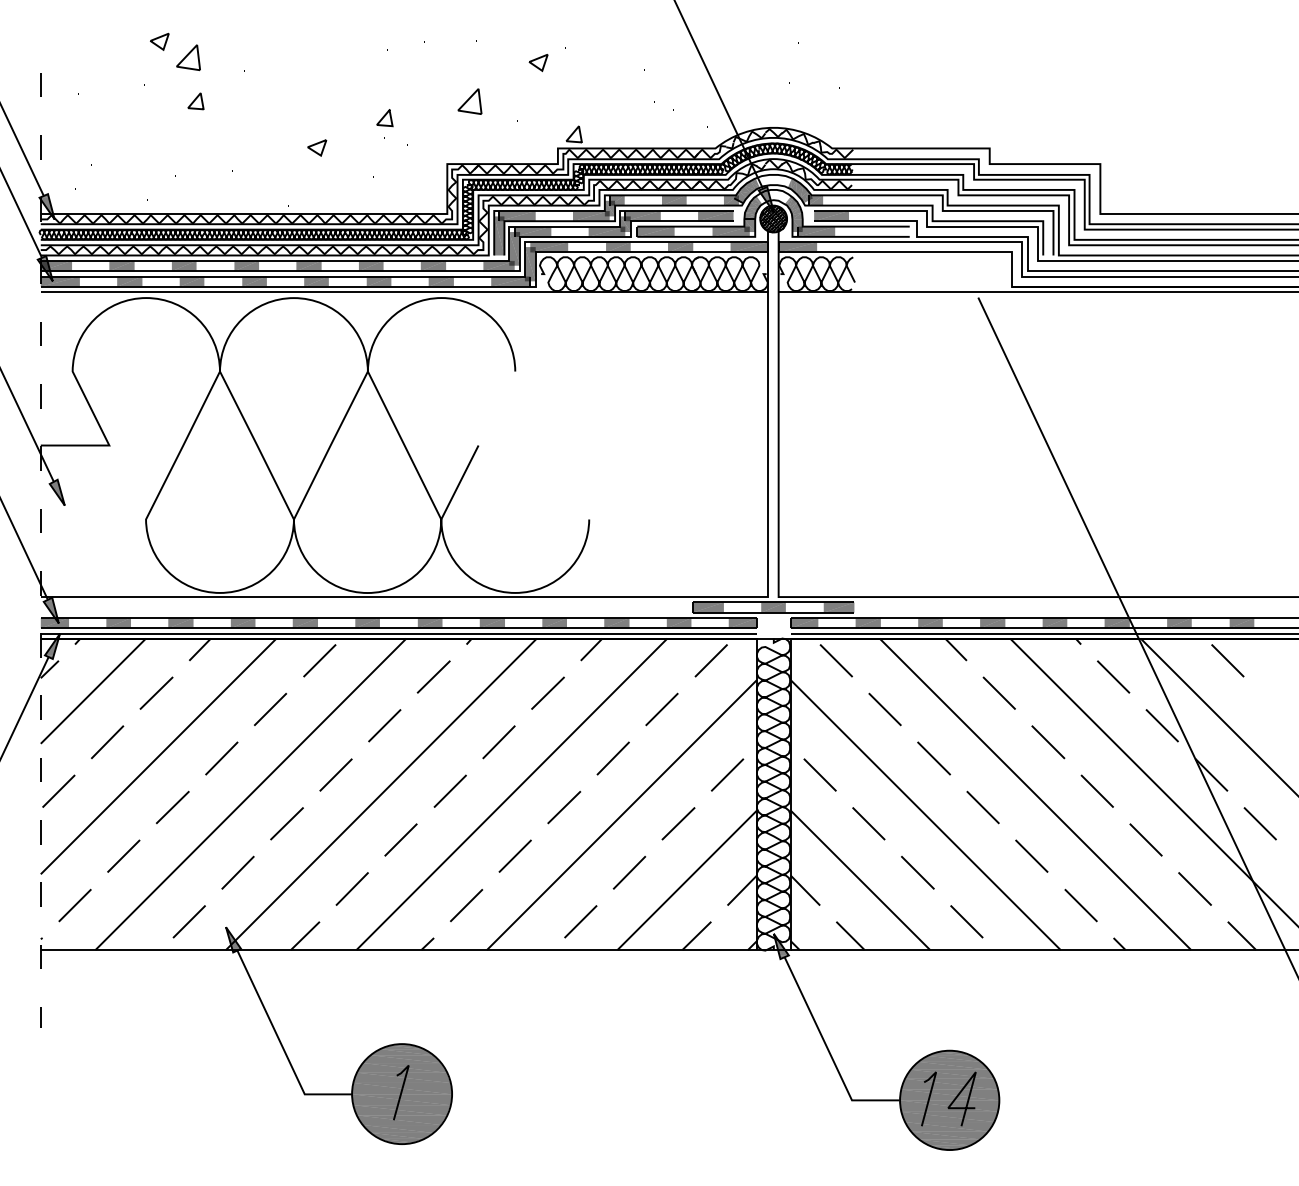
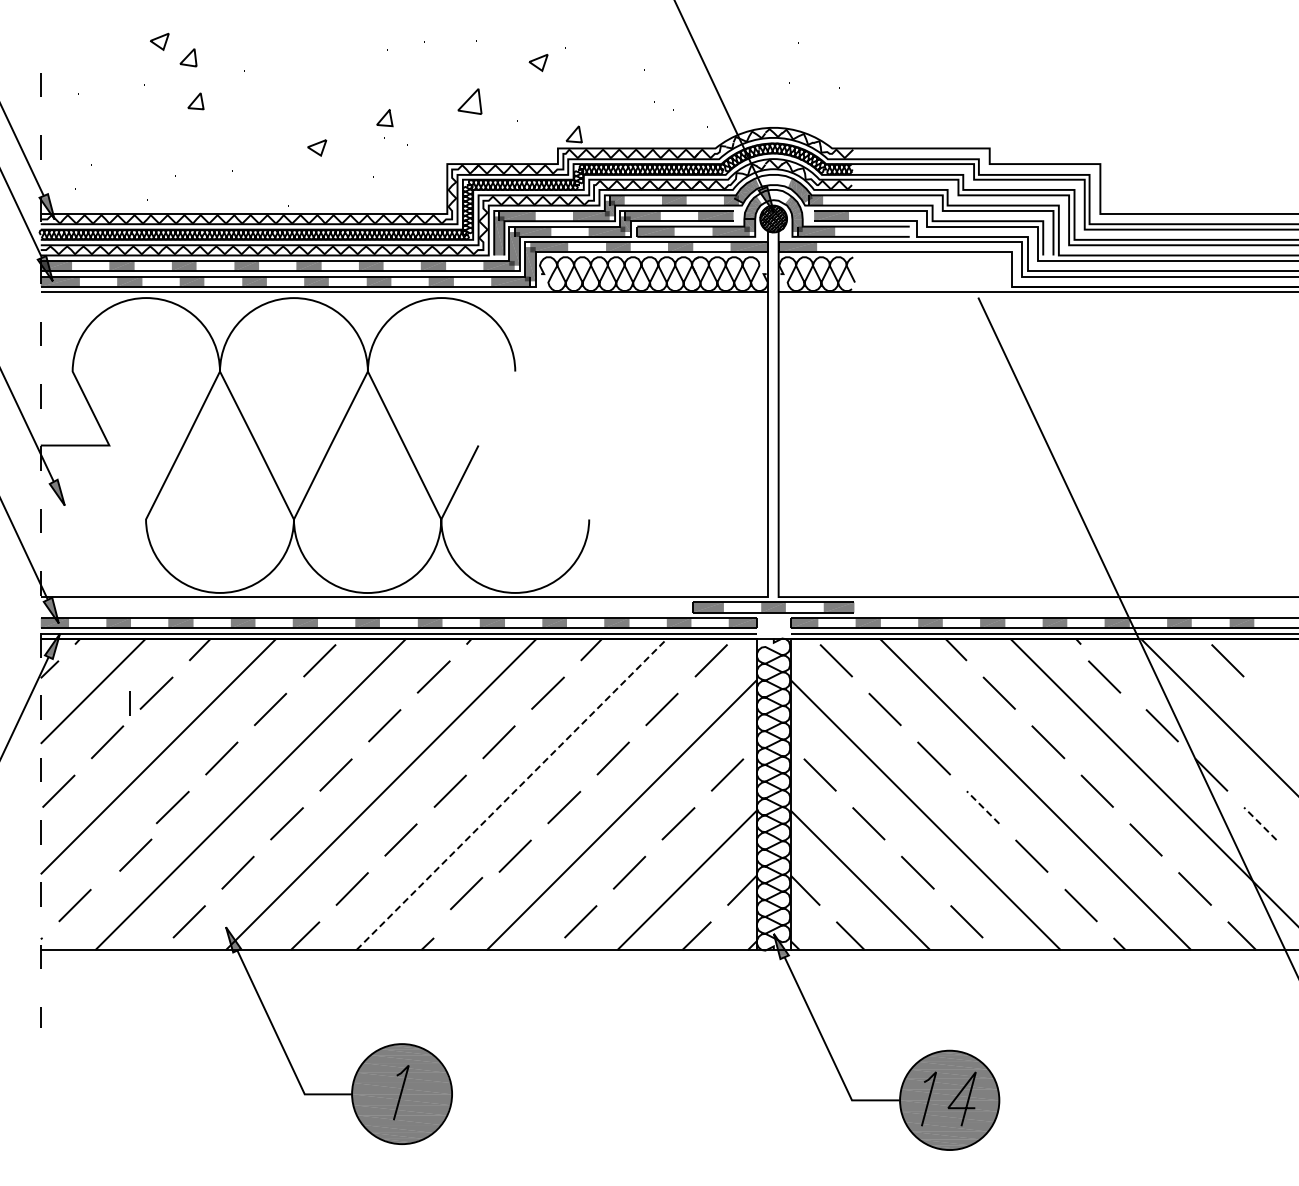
part size: 25x28 px -> 19x20 px (188, 57)
line position: (1113, 676) -> (1104, 676) (1104, 676)
line: none -> present (129, 703)
line: solid -> dashed (512, 793)
line: solid -> dashed (983, 807)
line: solid -> dashed (1260, 823)
line position: (123, 855) -> (135, 854) (135, 854)
line position: (466, 905) -> (466, 893) (466, 893)
